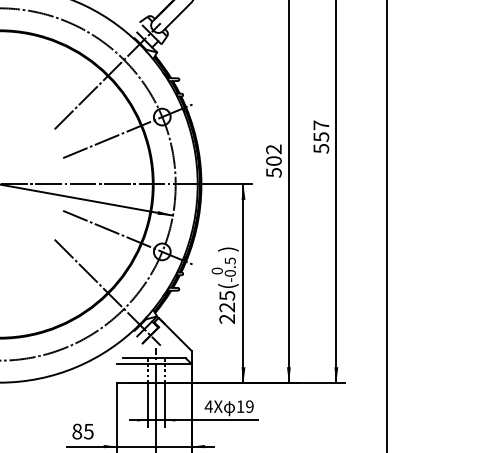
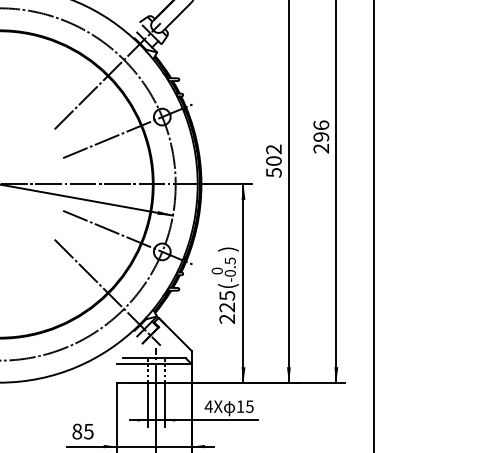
text: 557 -> 296 (321, 136)
line position: (387, 225) -> (374, 225) (374, 225)
text: 19 -> 15 (249, 406)
